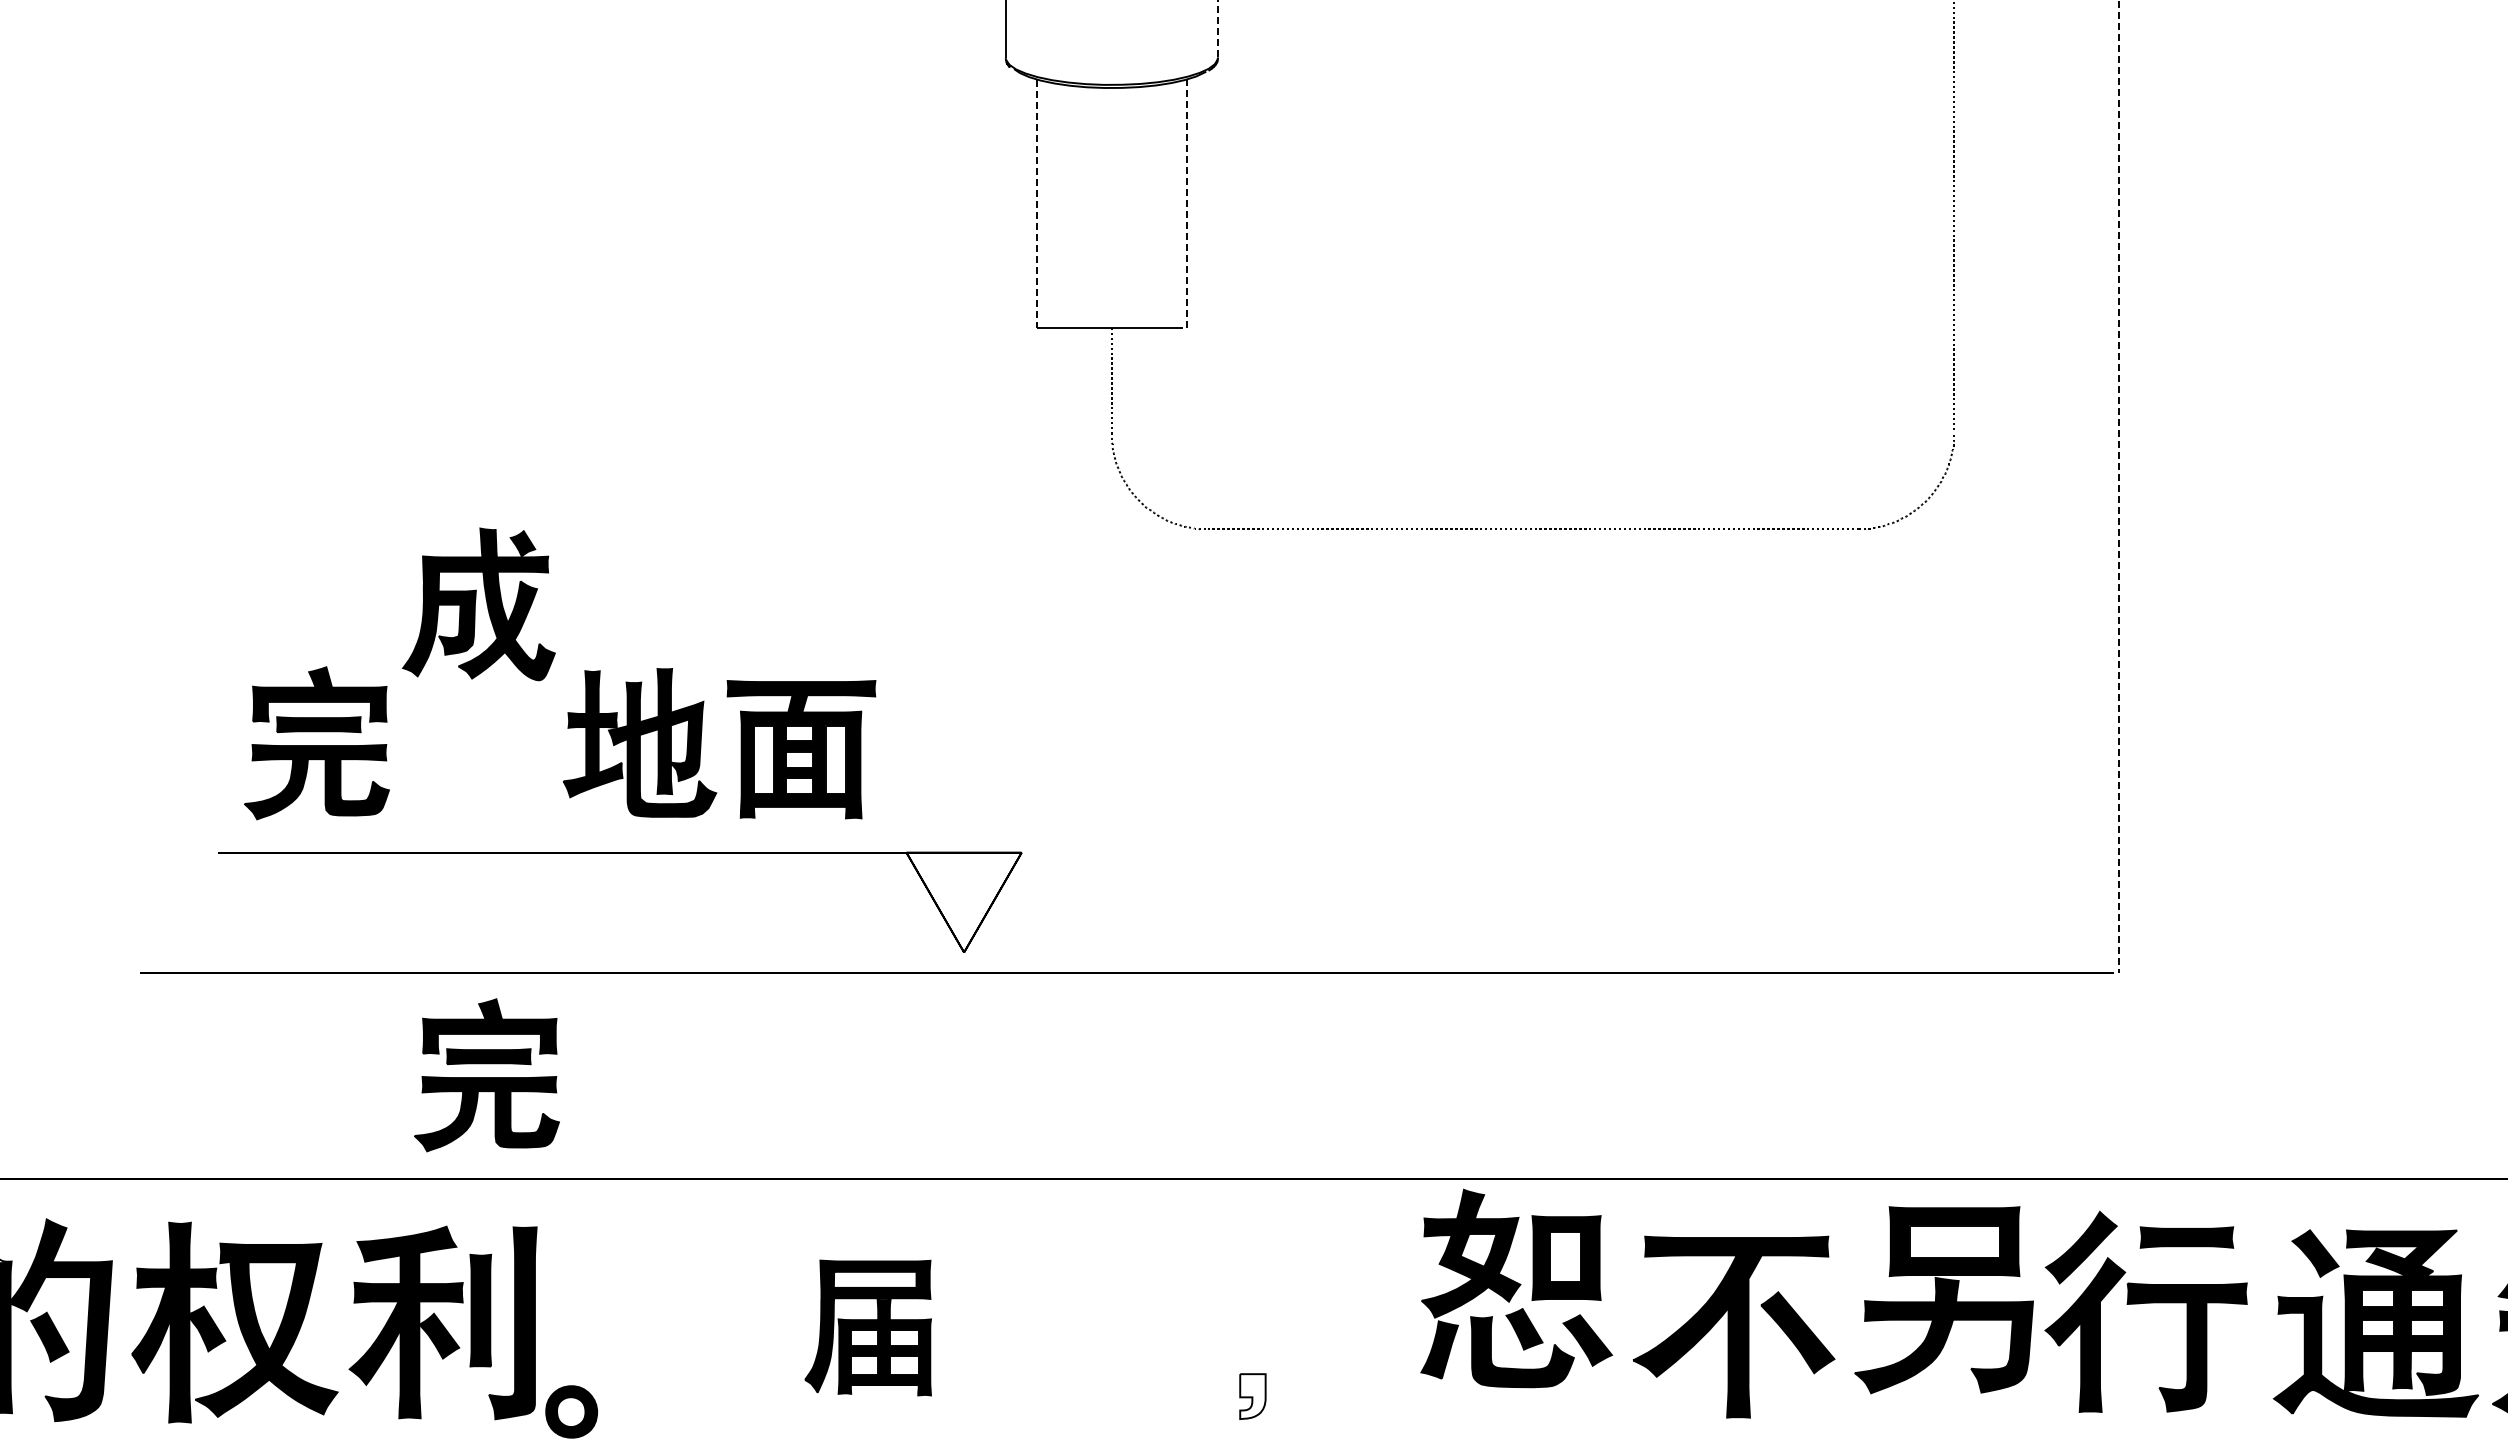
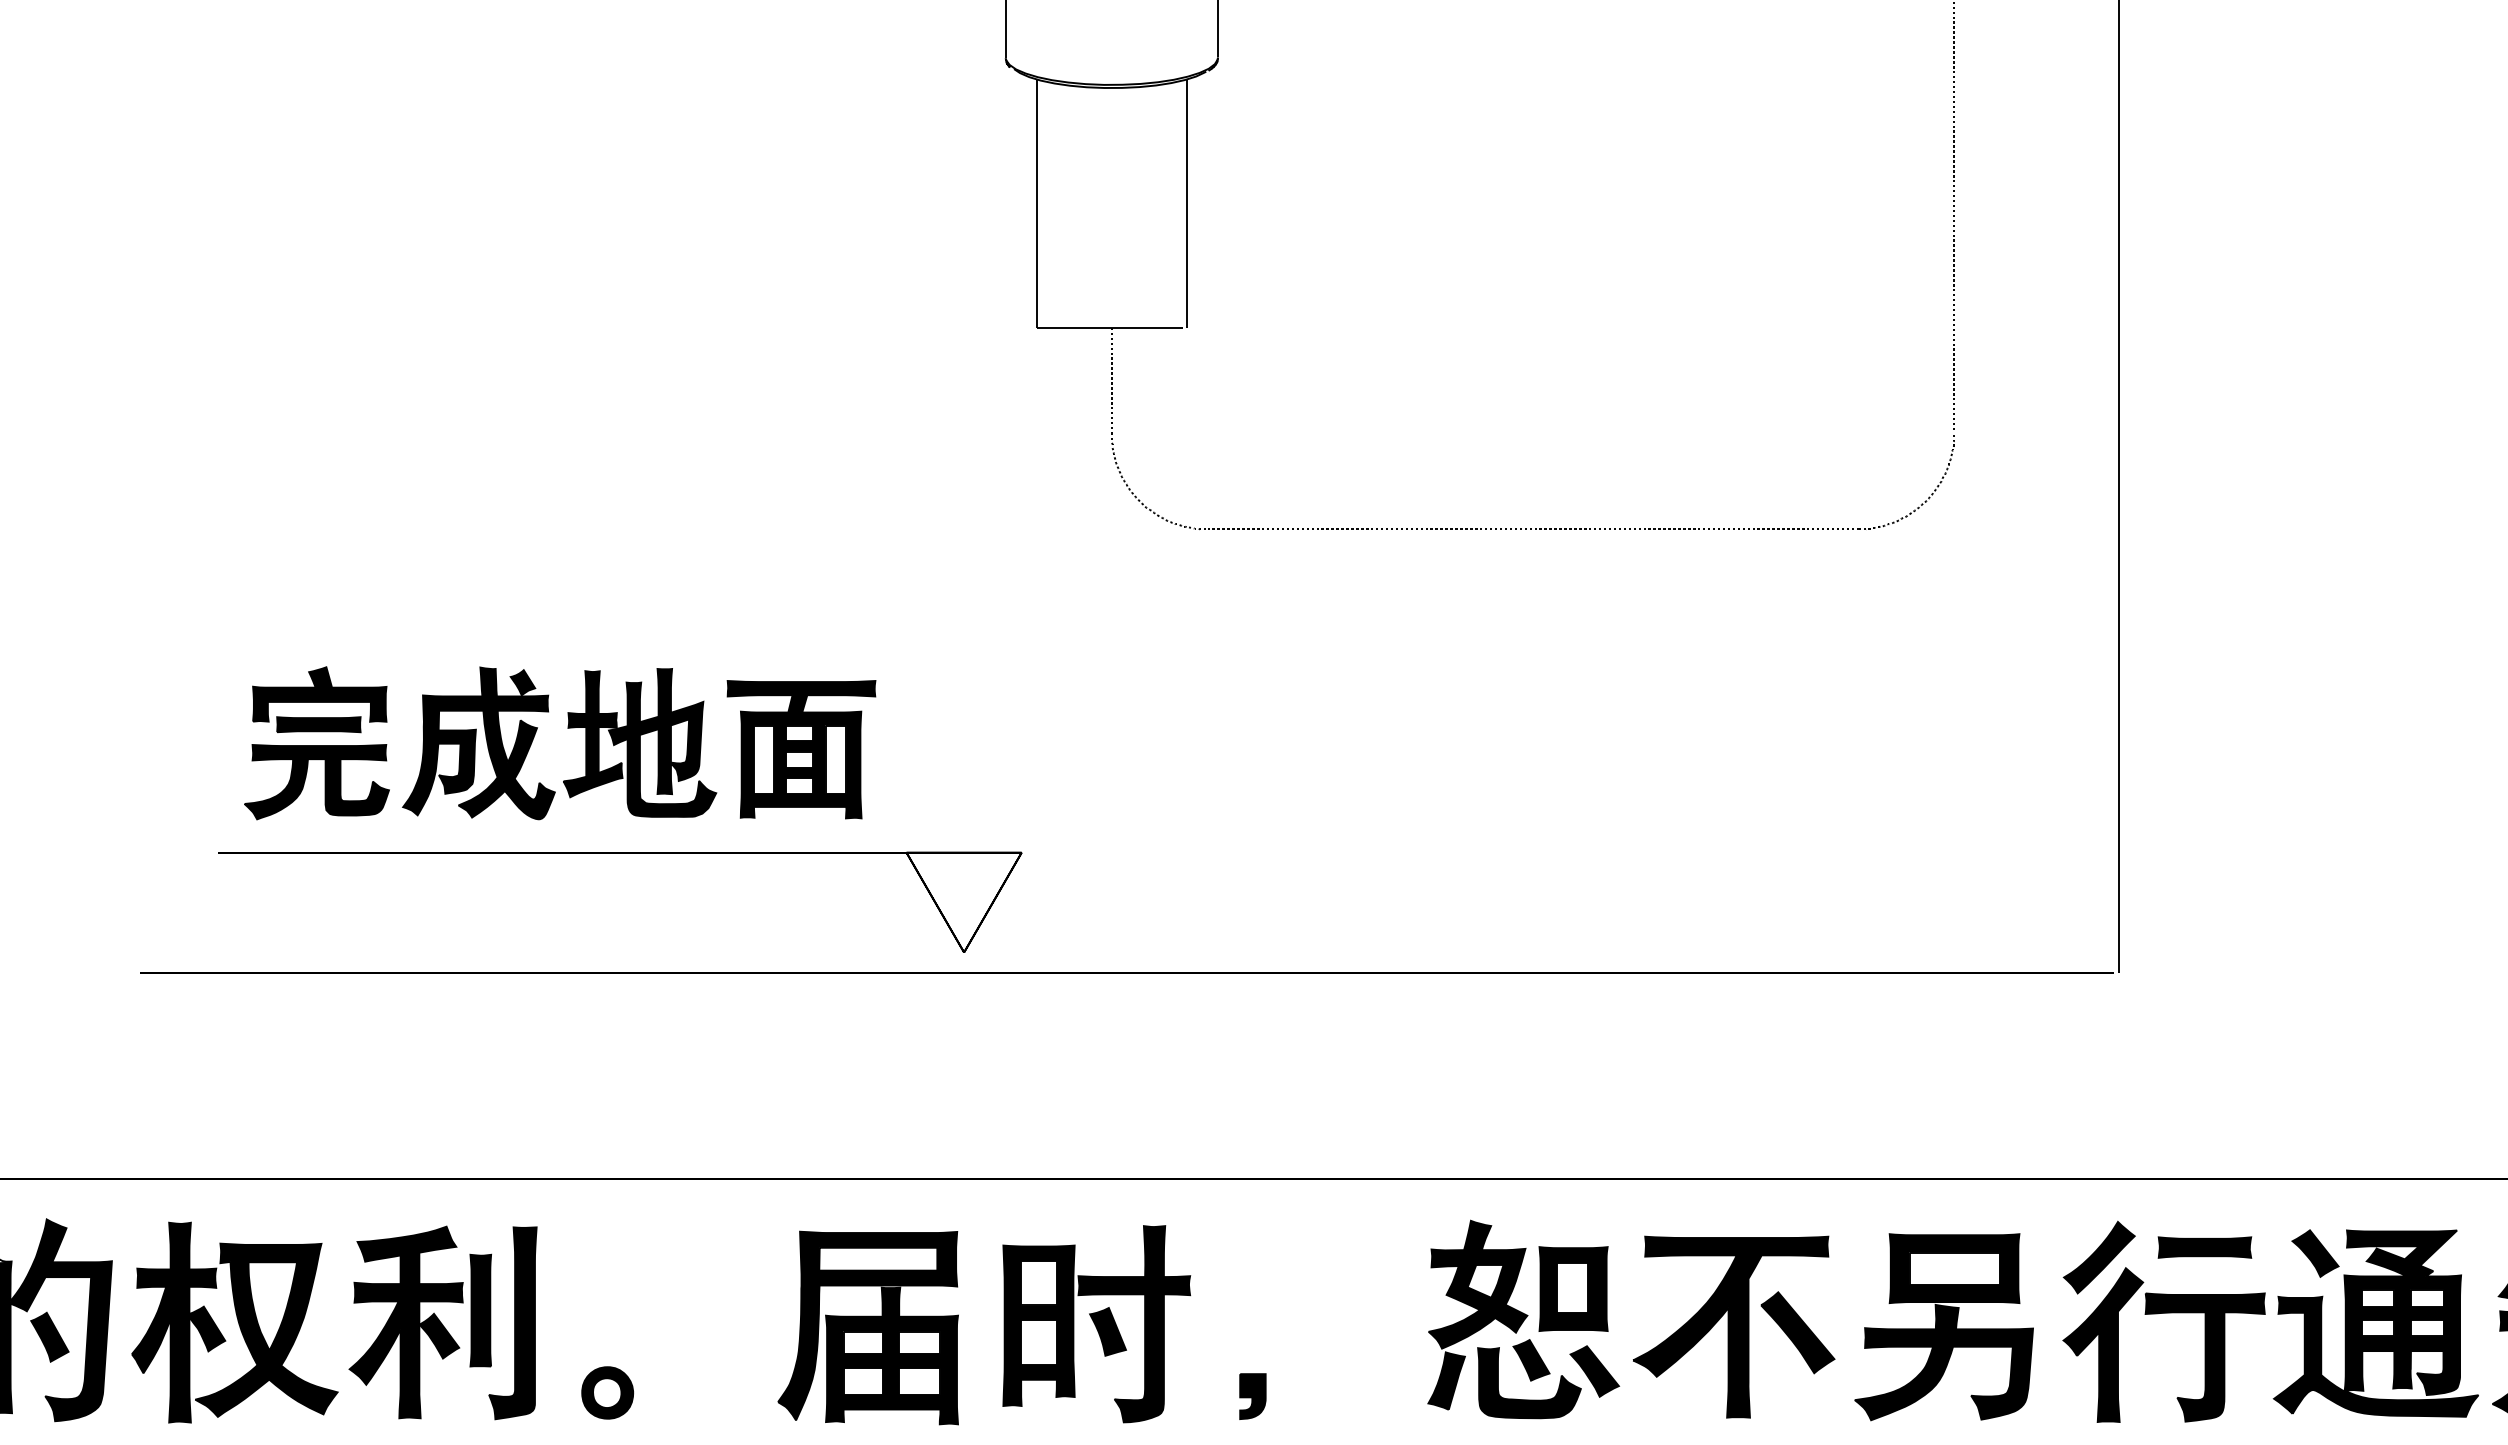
line: dashed -> solid (1218, 28)
line: dashed -> solid (1186, 203)
line: dashed -> solid (1037, 204)
line: dashed -> solid (2119, 487)
part position: (478, 604) -> (478, 743) (478, 743)
part: present -> none (486, 1075)
part position: (1516, 1288) -> (1523, 1319) (1523, 1319)
part position: (1943, 1300) -> (1943, 1327) (1943, 1327)
part position: (2145, 1303) -> (2163, 1313) (2163, 1313)
part: none -> present (1096, 1324)
part size: 128x138 px -> 182x196 px (867, 1327)
fill: none -> present (1252, 1396)
part position: (571, 1411) -> (607, 1392) (607, 1392)
